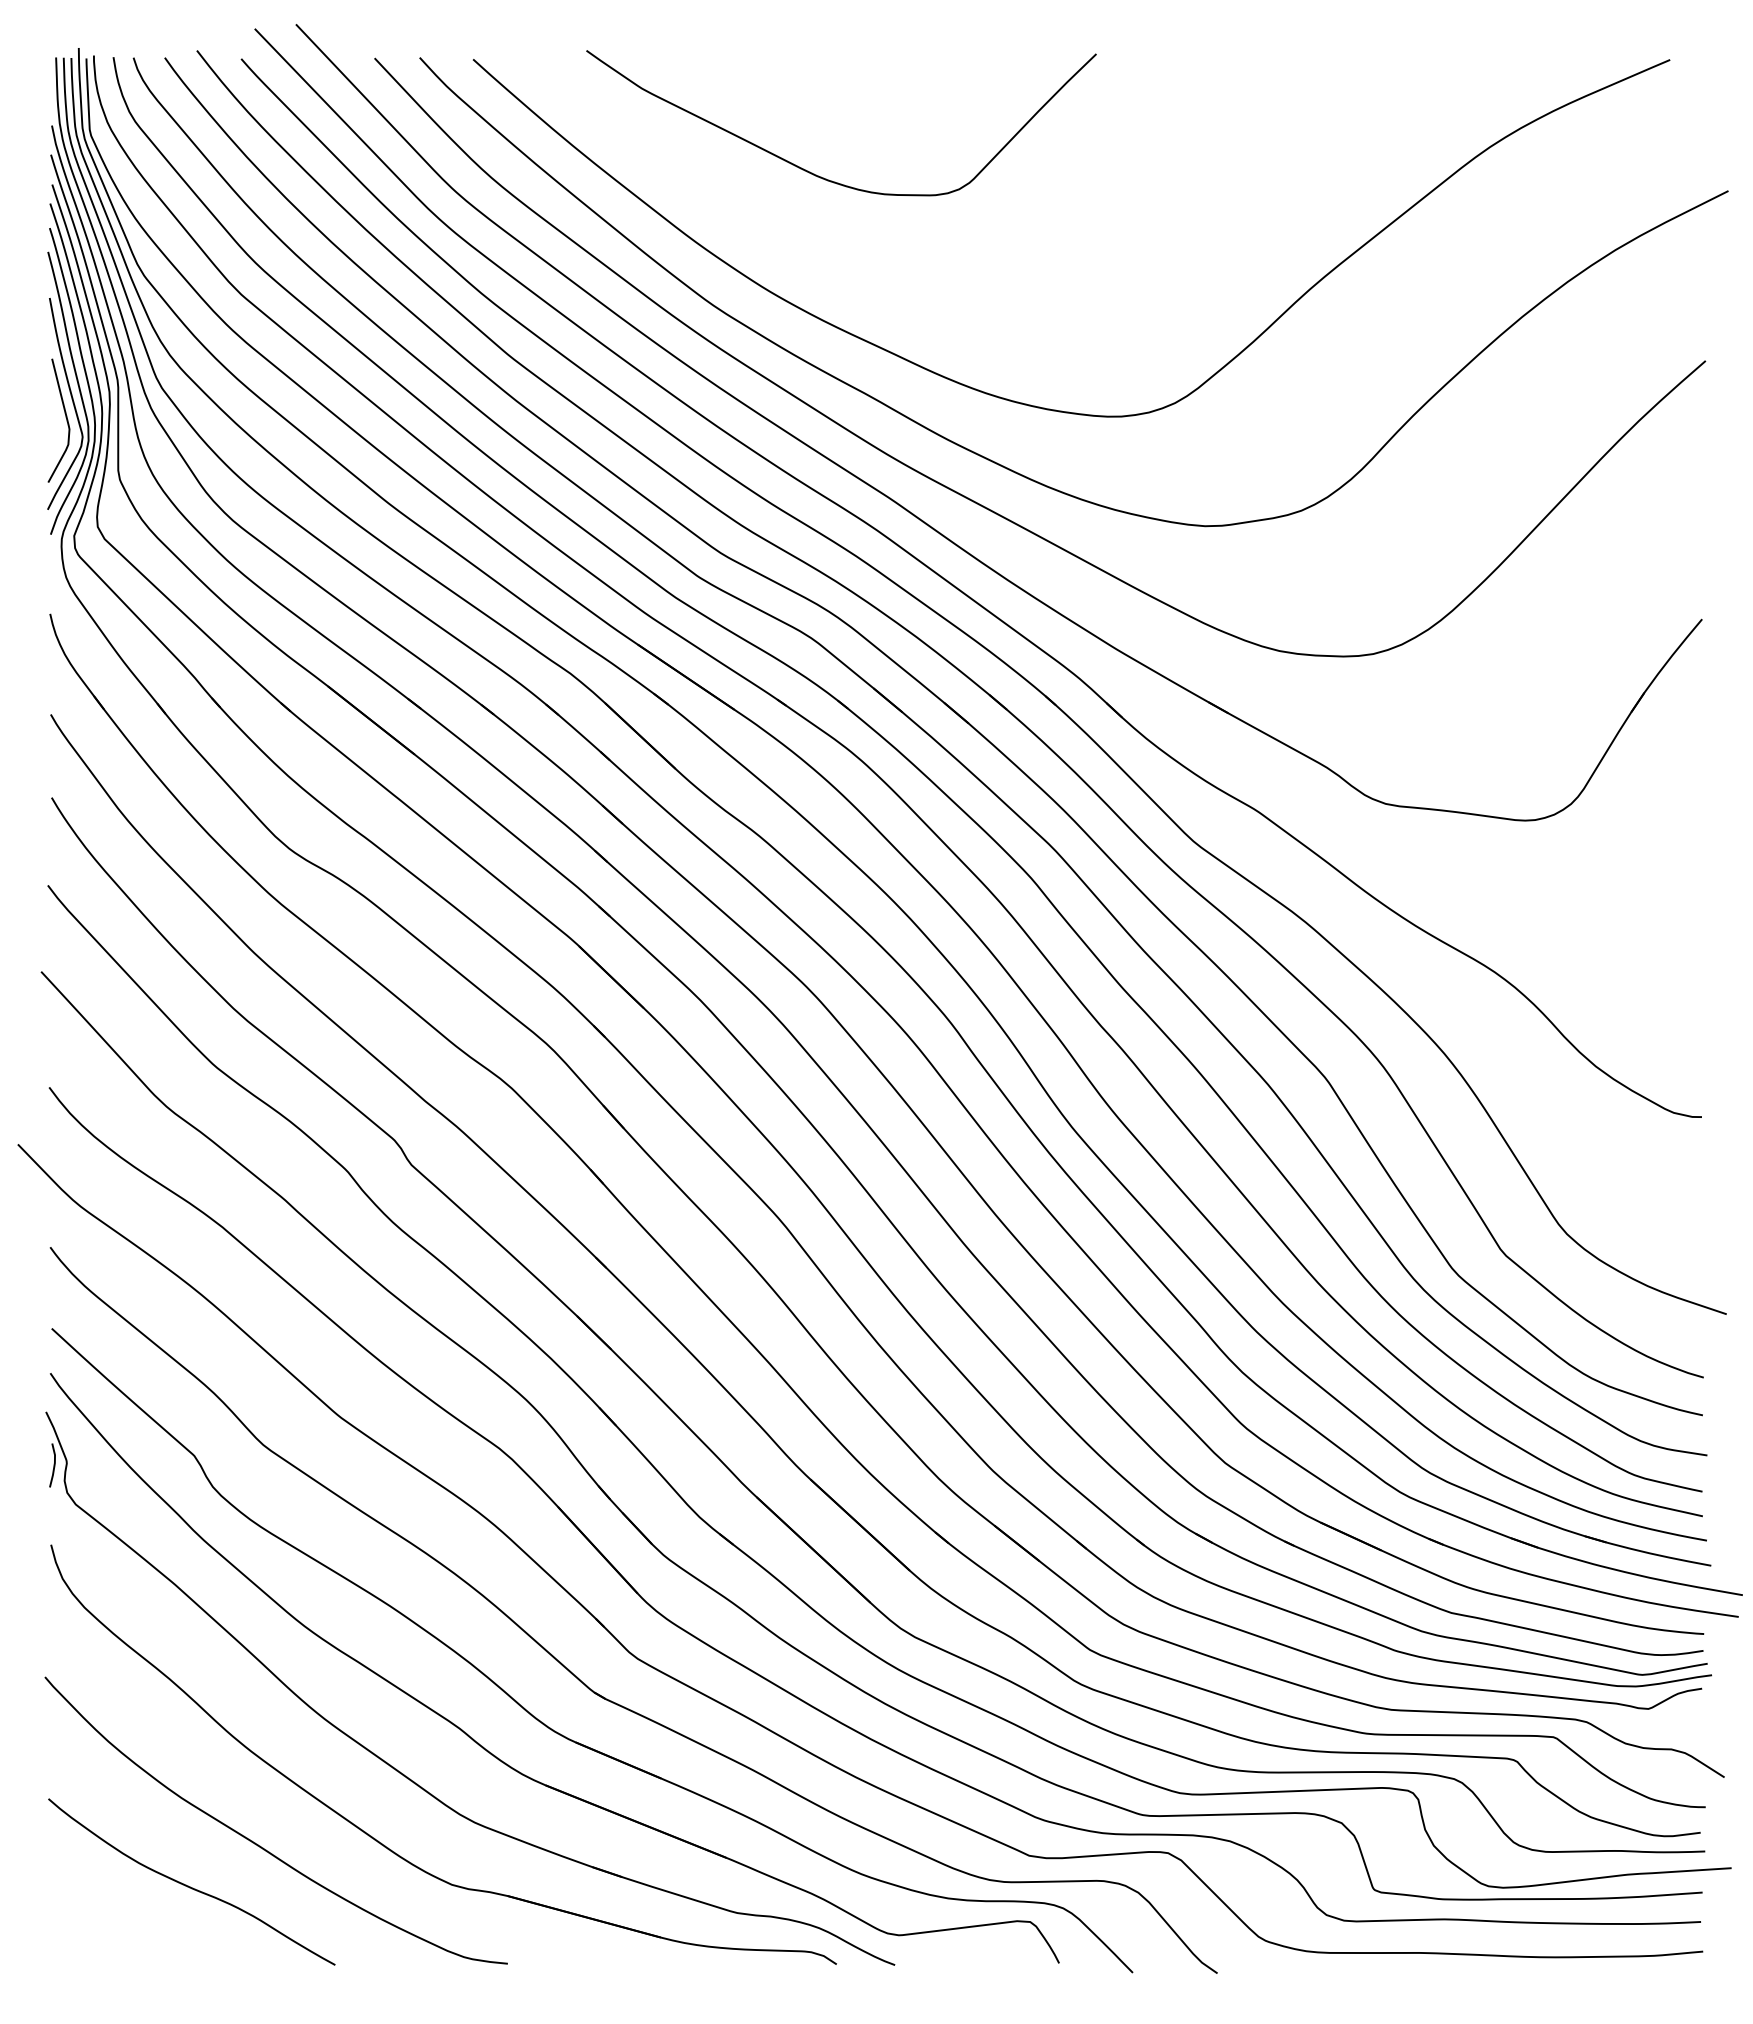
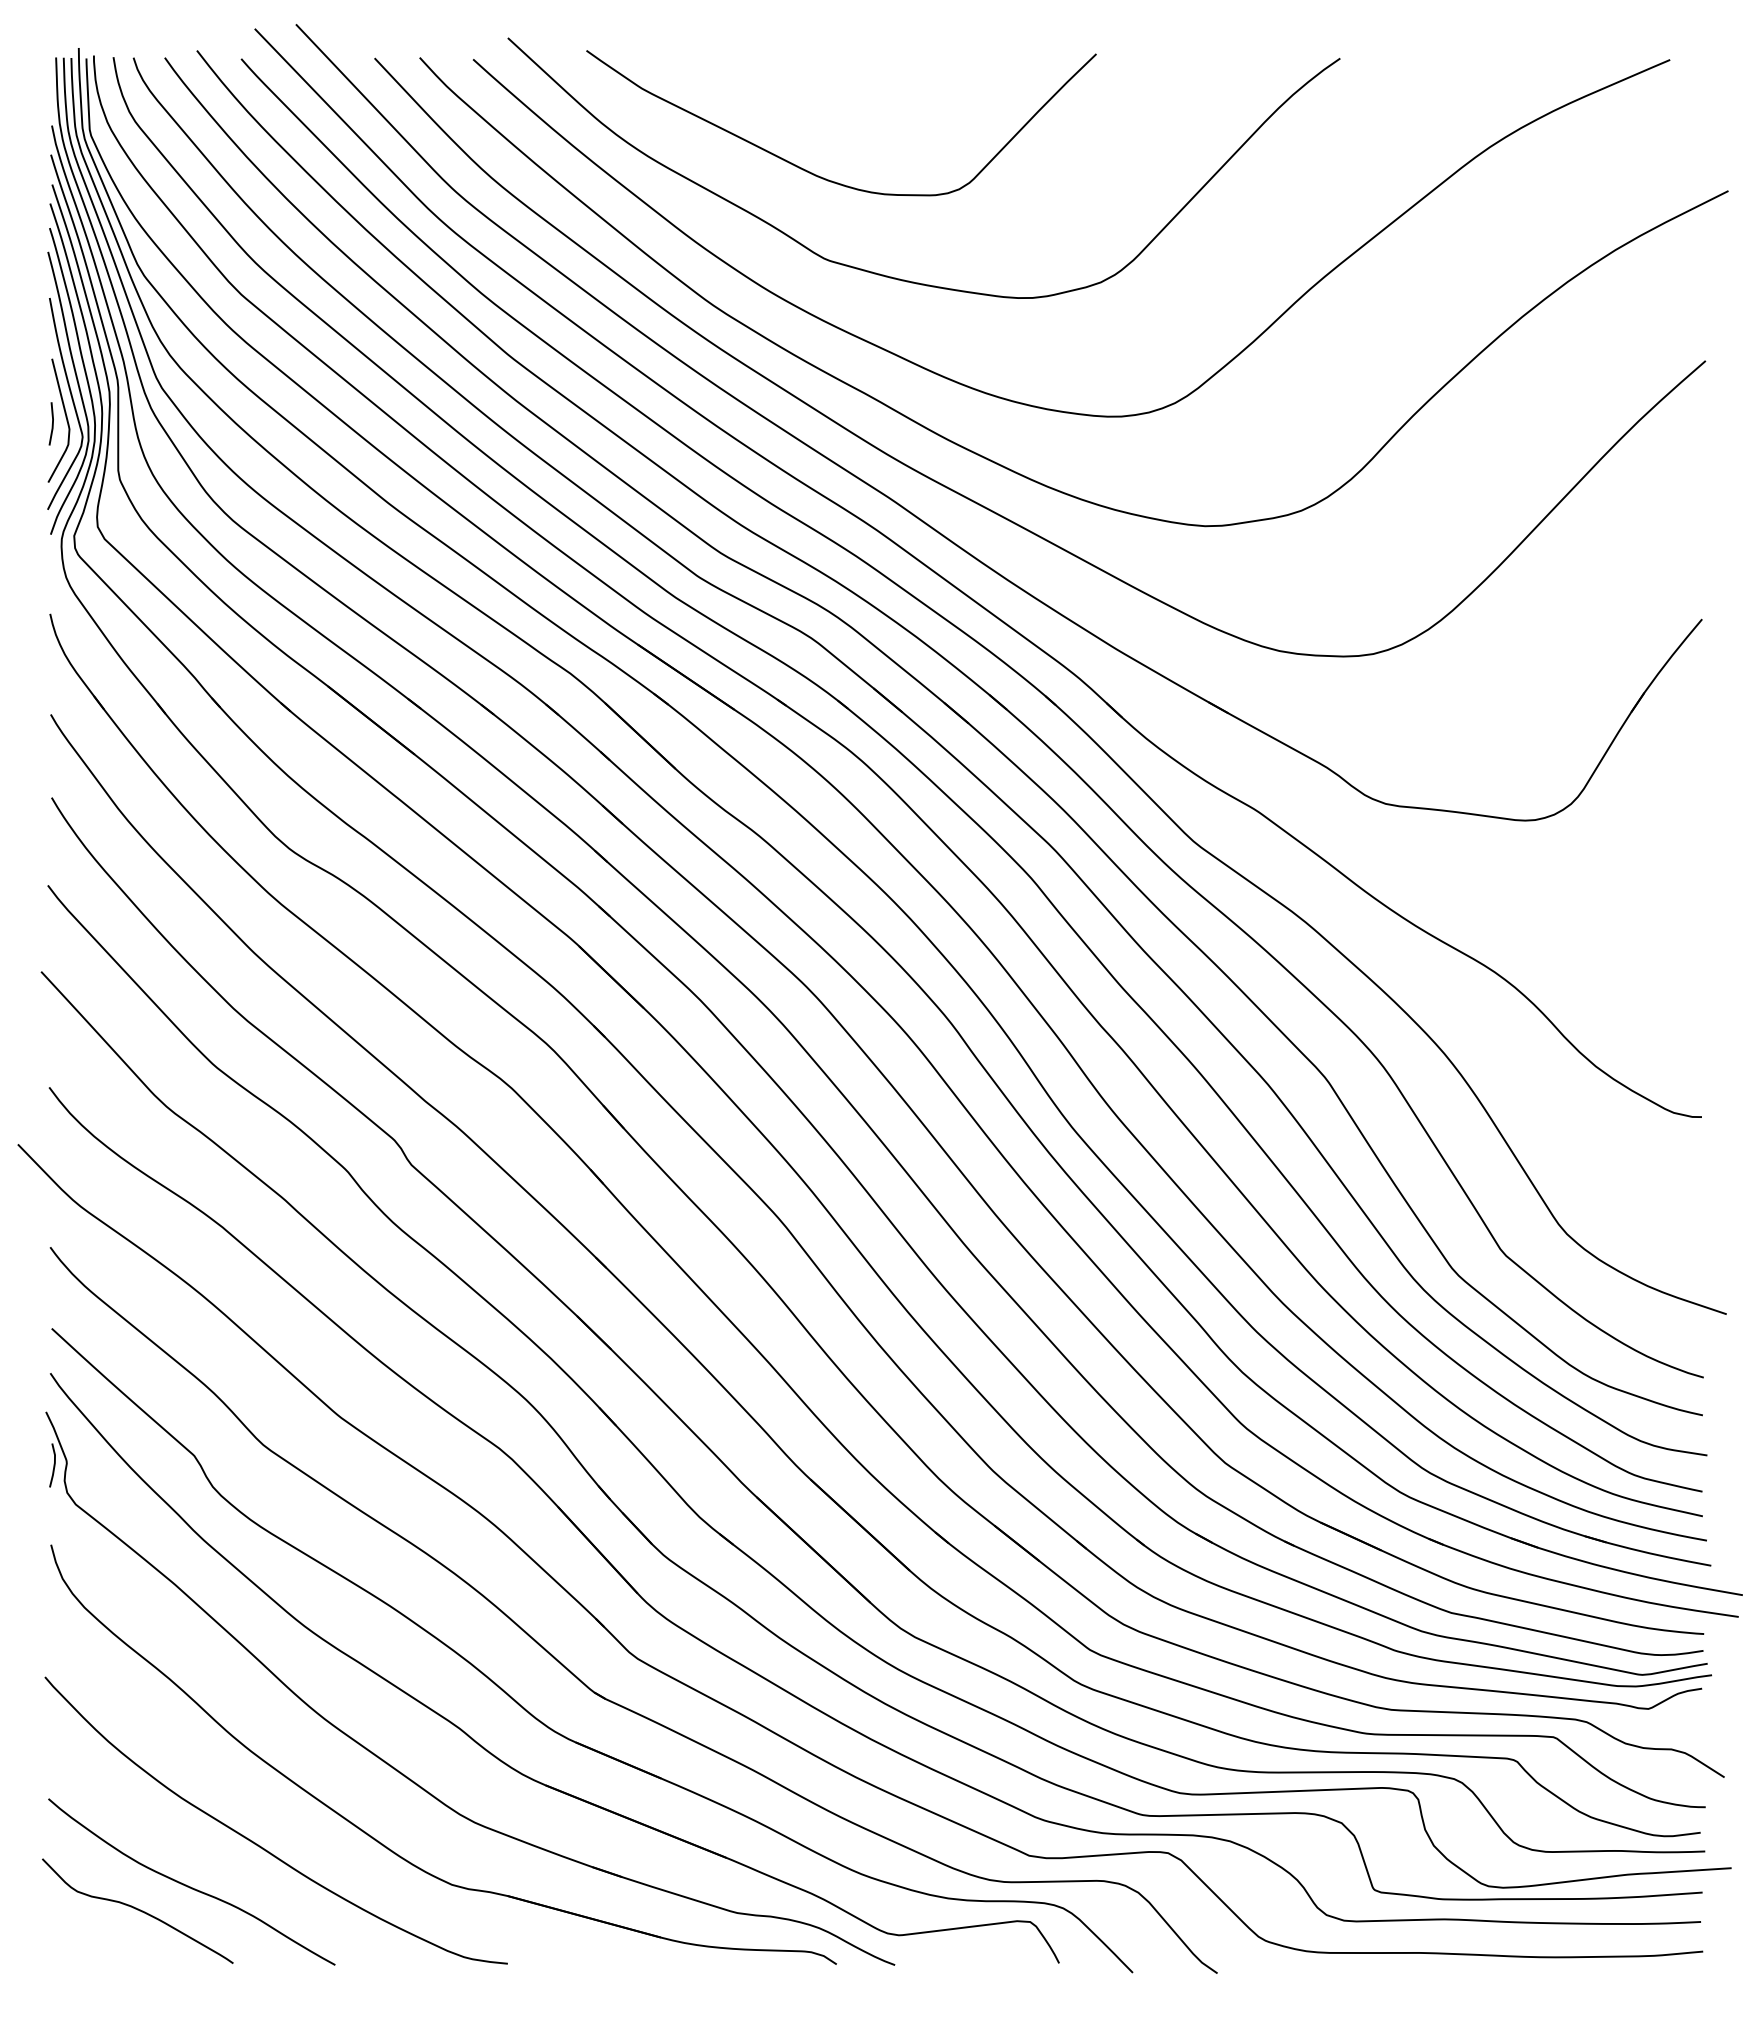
curve: none -> present (900, 278)
line: none -> present (51, 424)
curve: none -> present (137, 1910)
